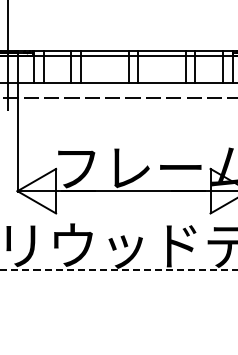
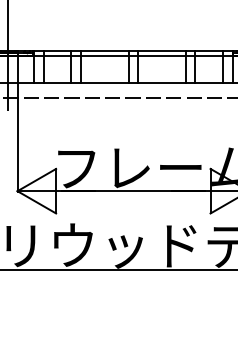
line: dashed -> solid (119, 270)
